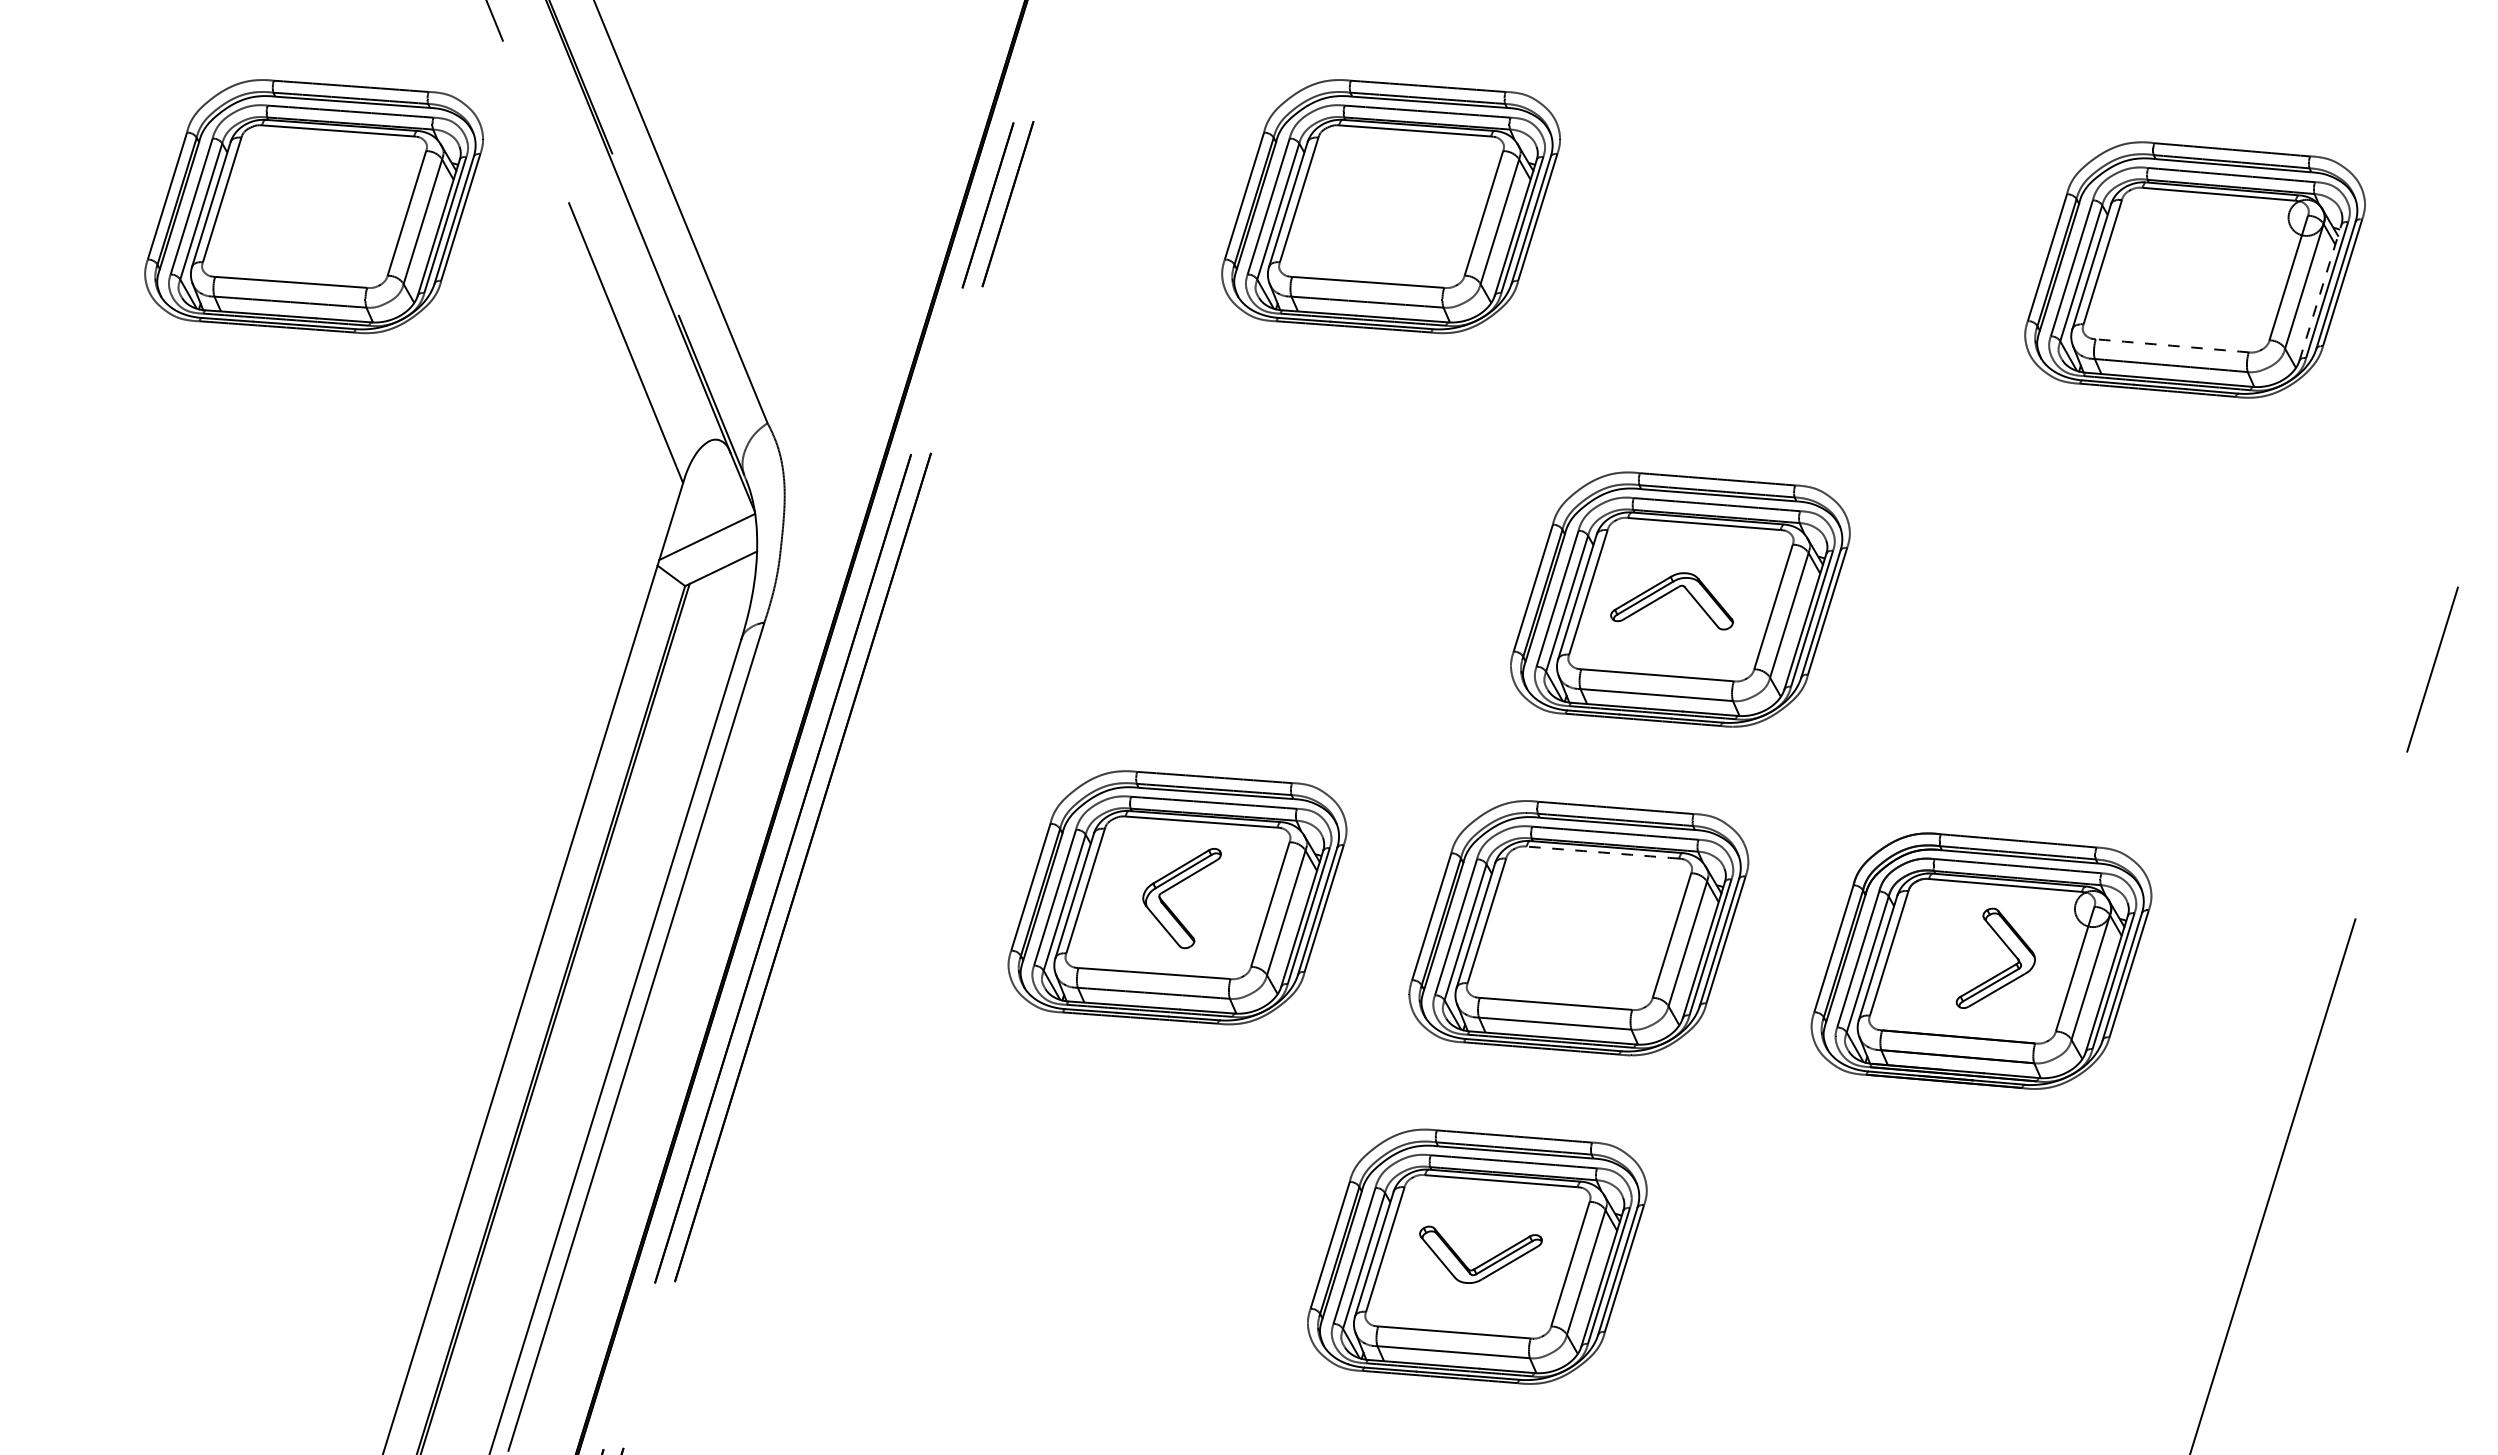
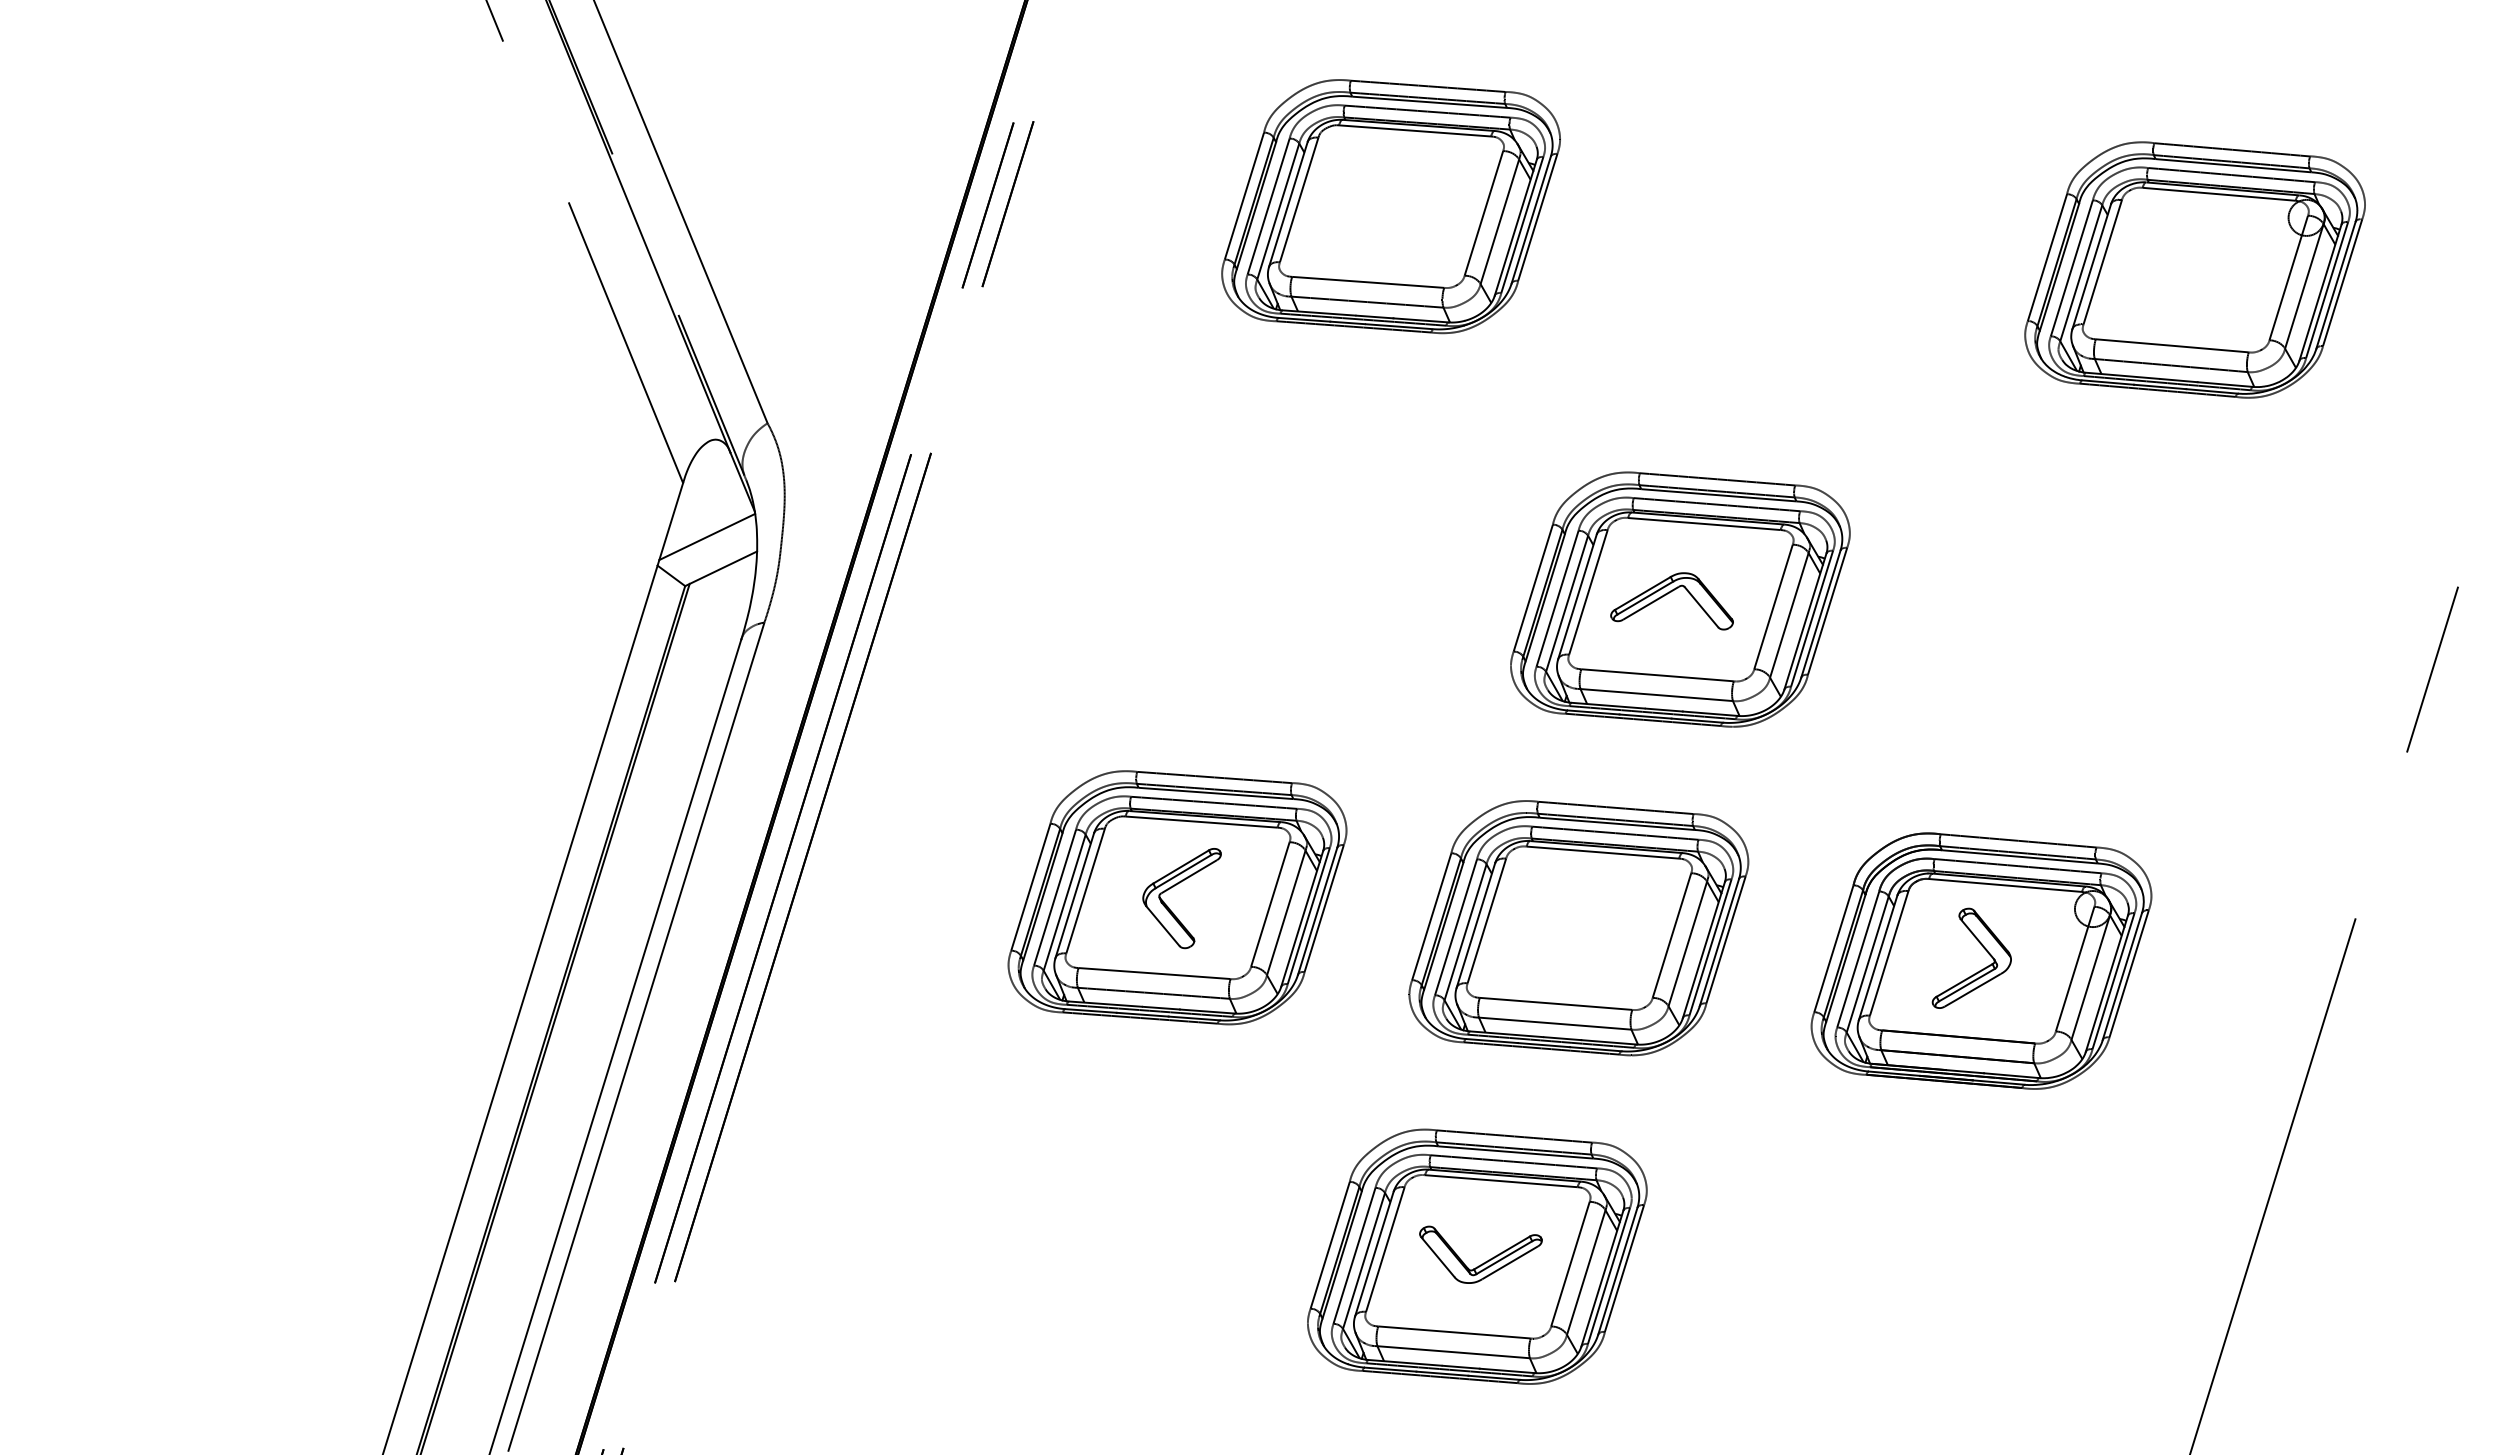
part: present -> none (313, 206)
line: dashed -> solid (2320, 292)
arc: dashed -> solid (2172, 345)
arc: dashed -> solid (1602, 852)
part position: (2007, 948) -> (1983, 948) (1983, 948)
